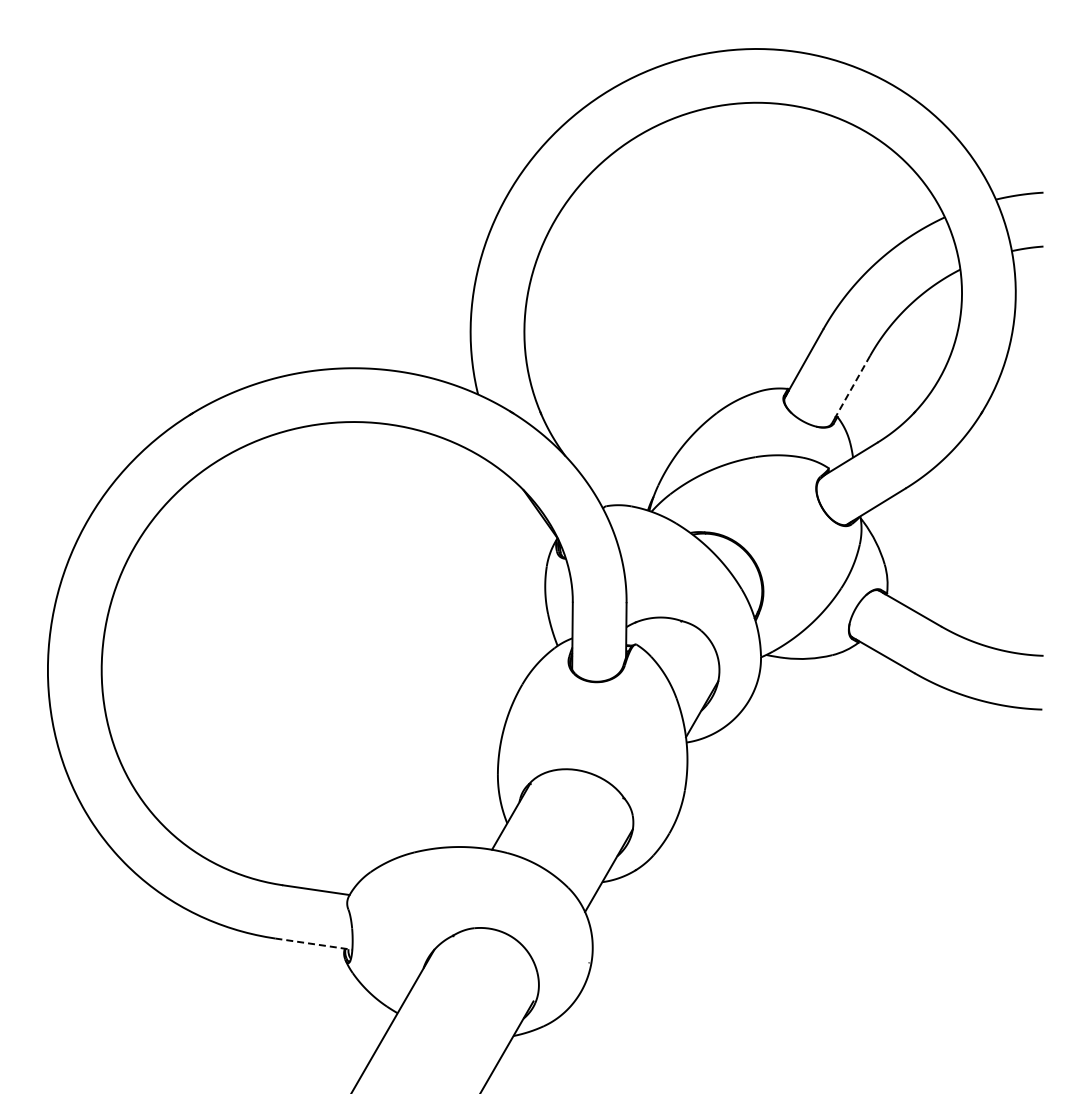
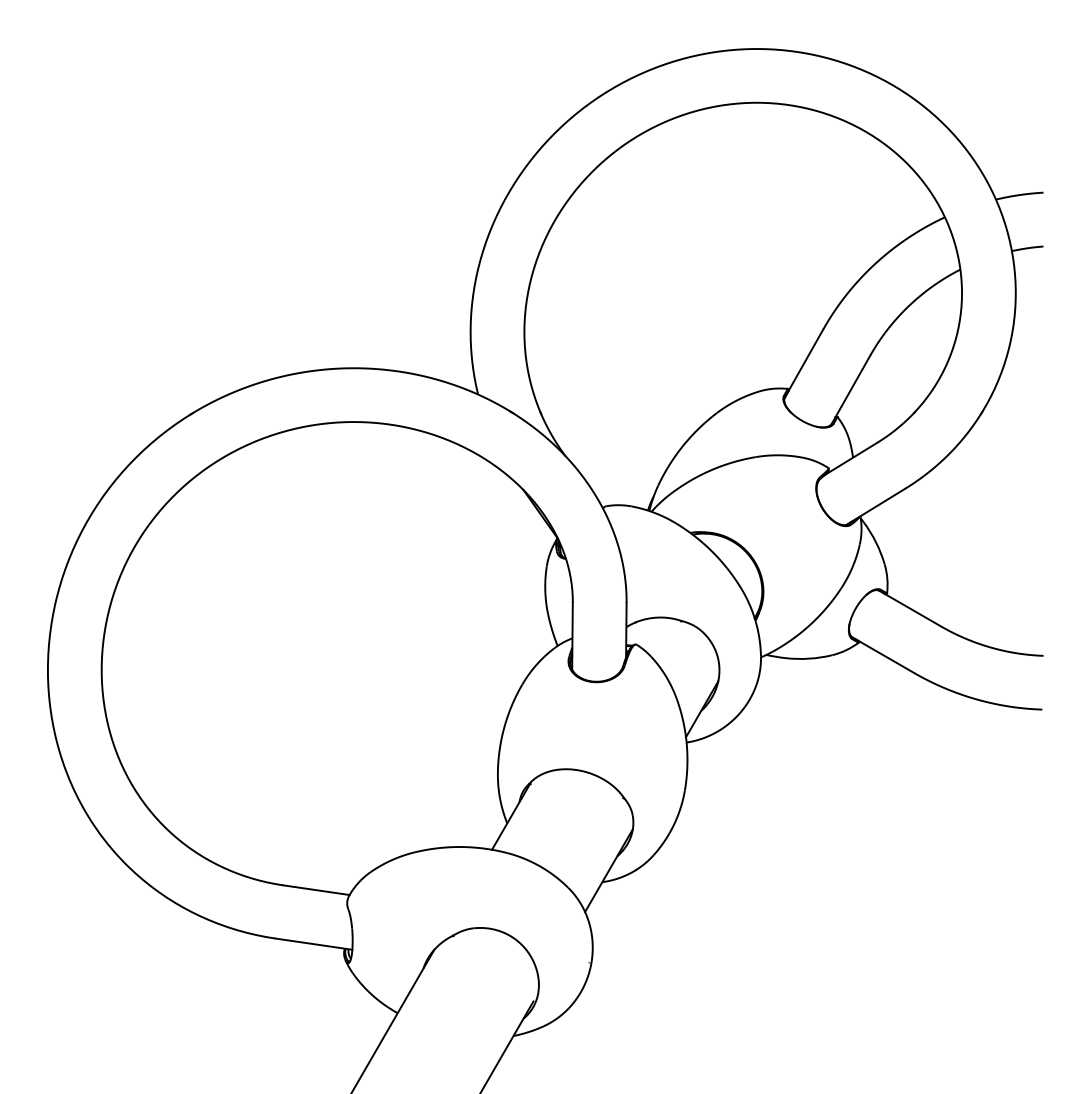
line: dashed -> solid (852, 386)
line: dashed -> solid (313, 944)
